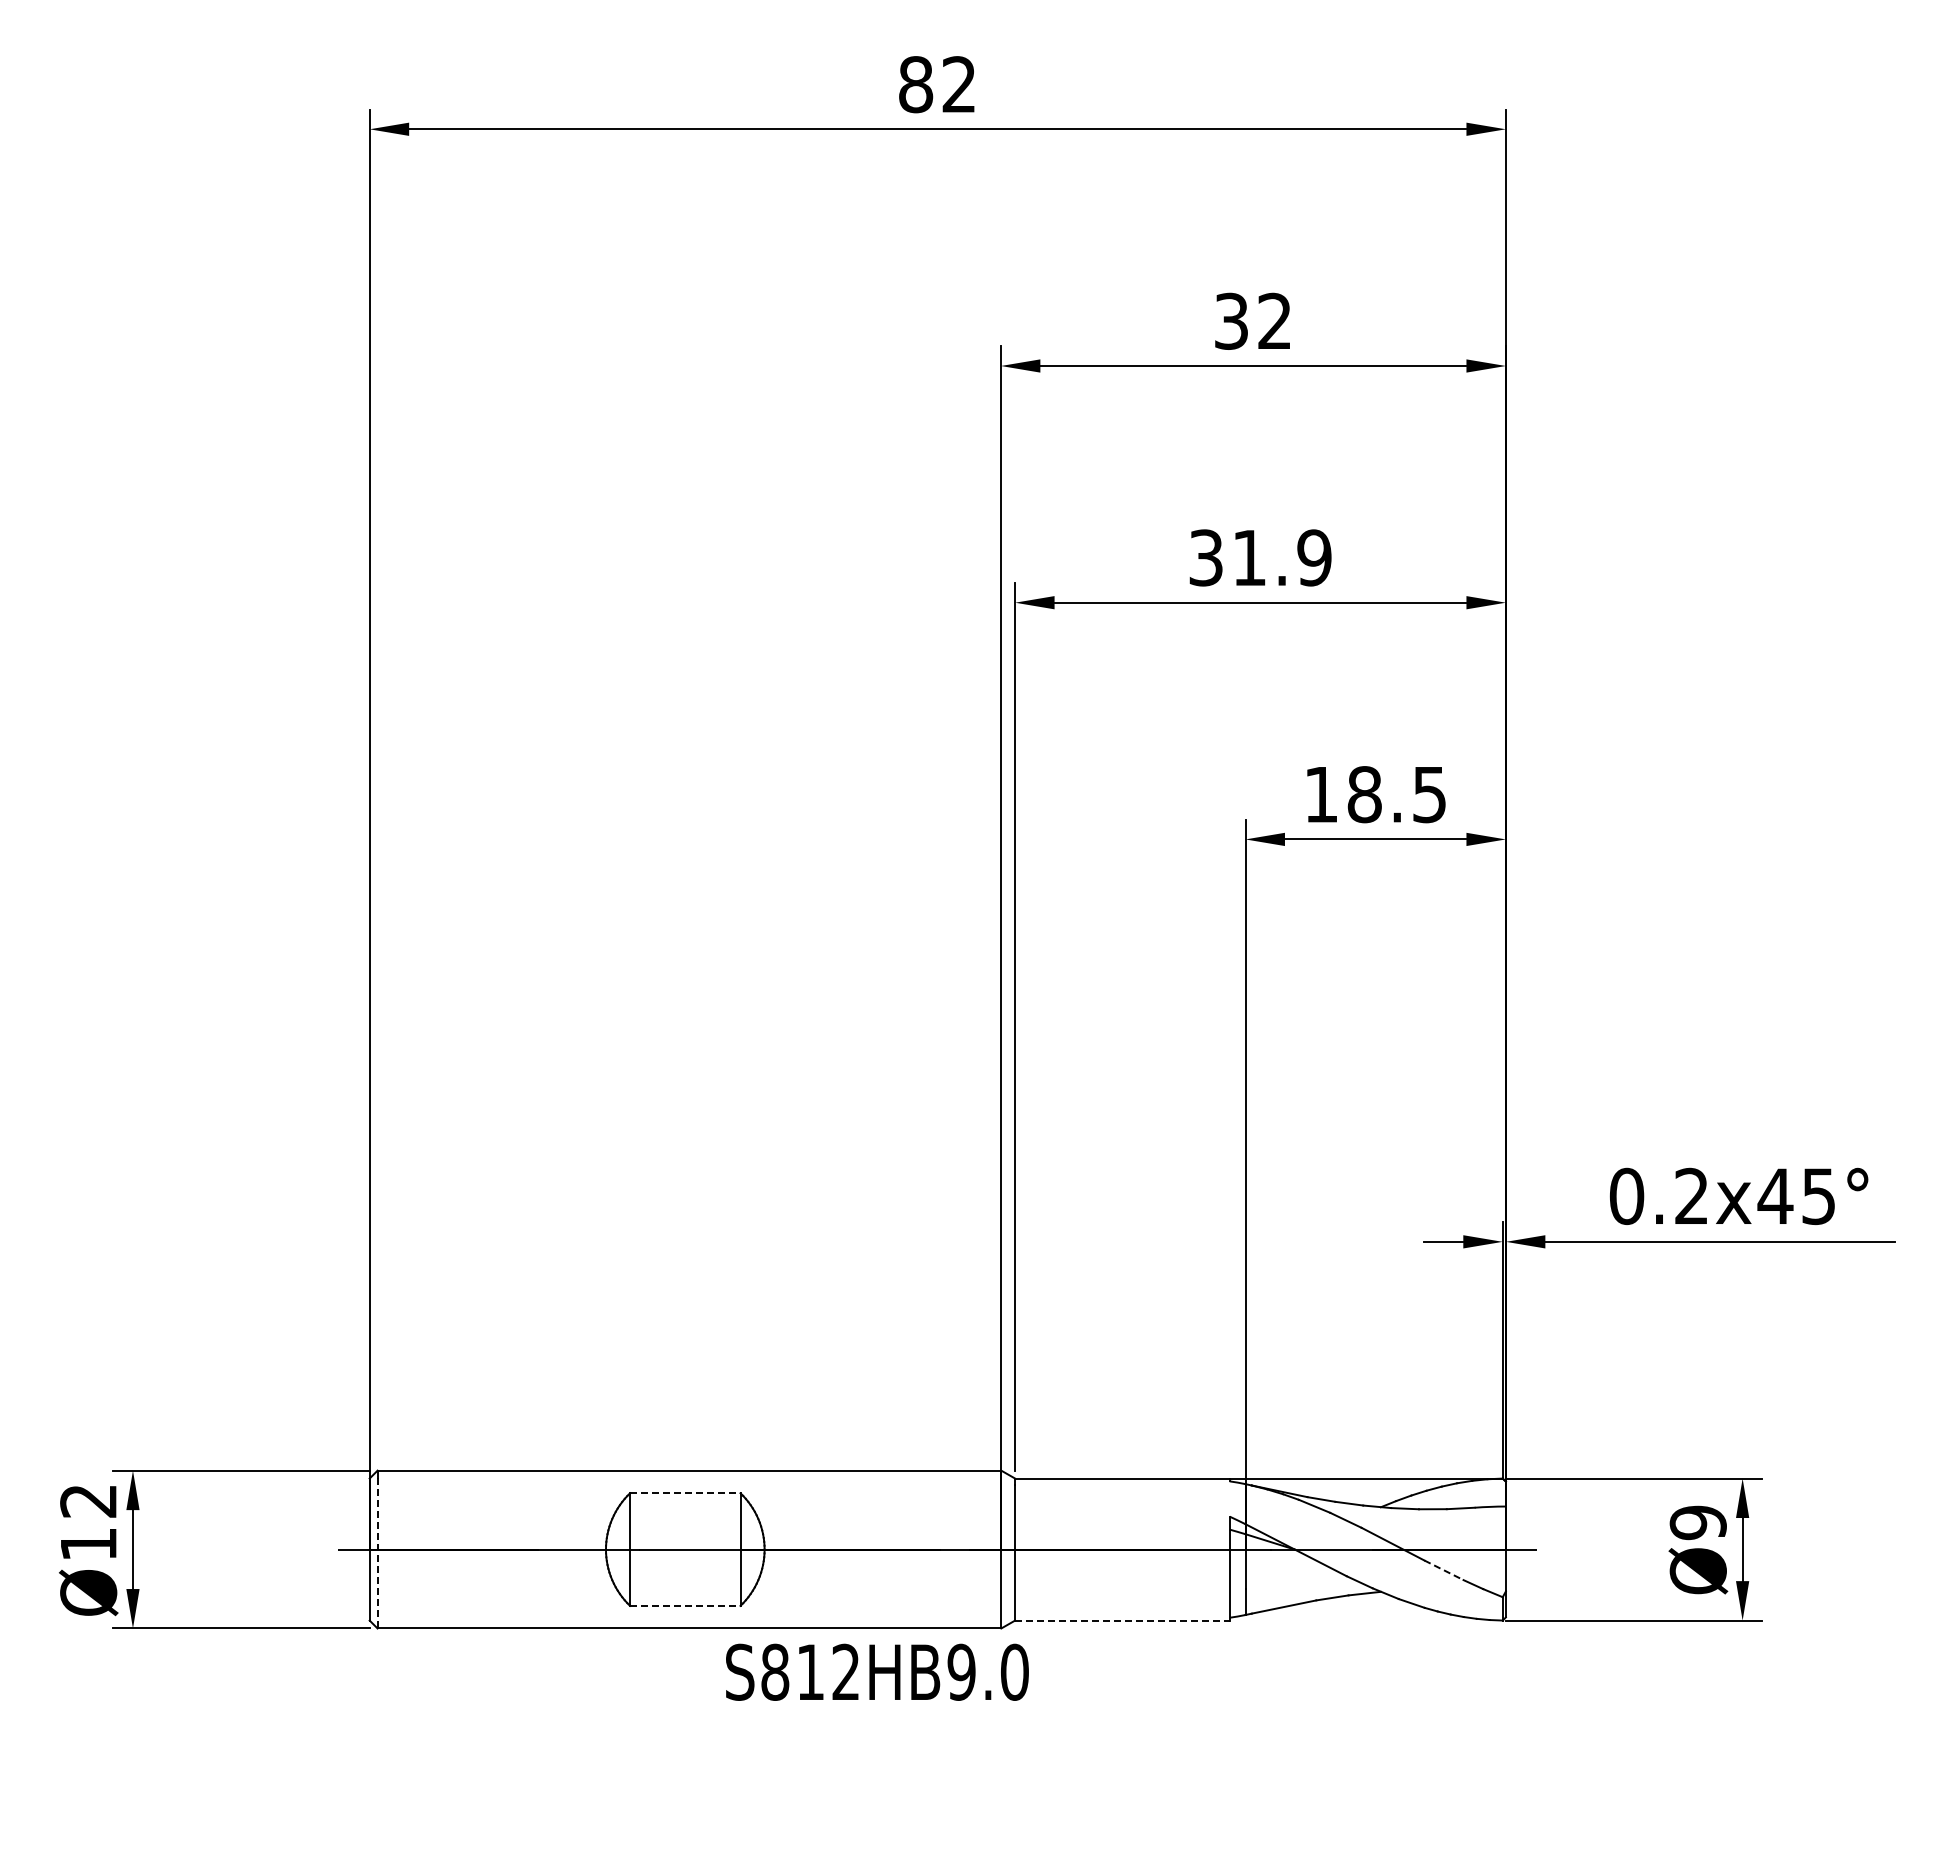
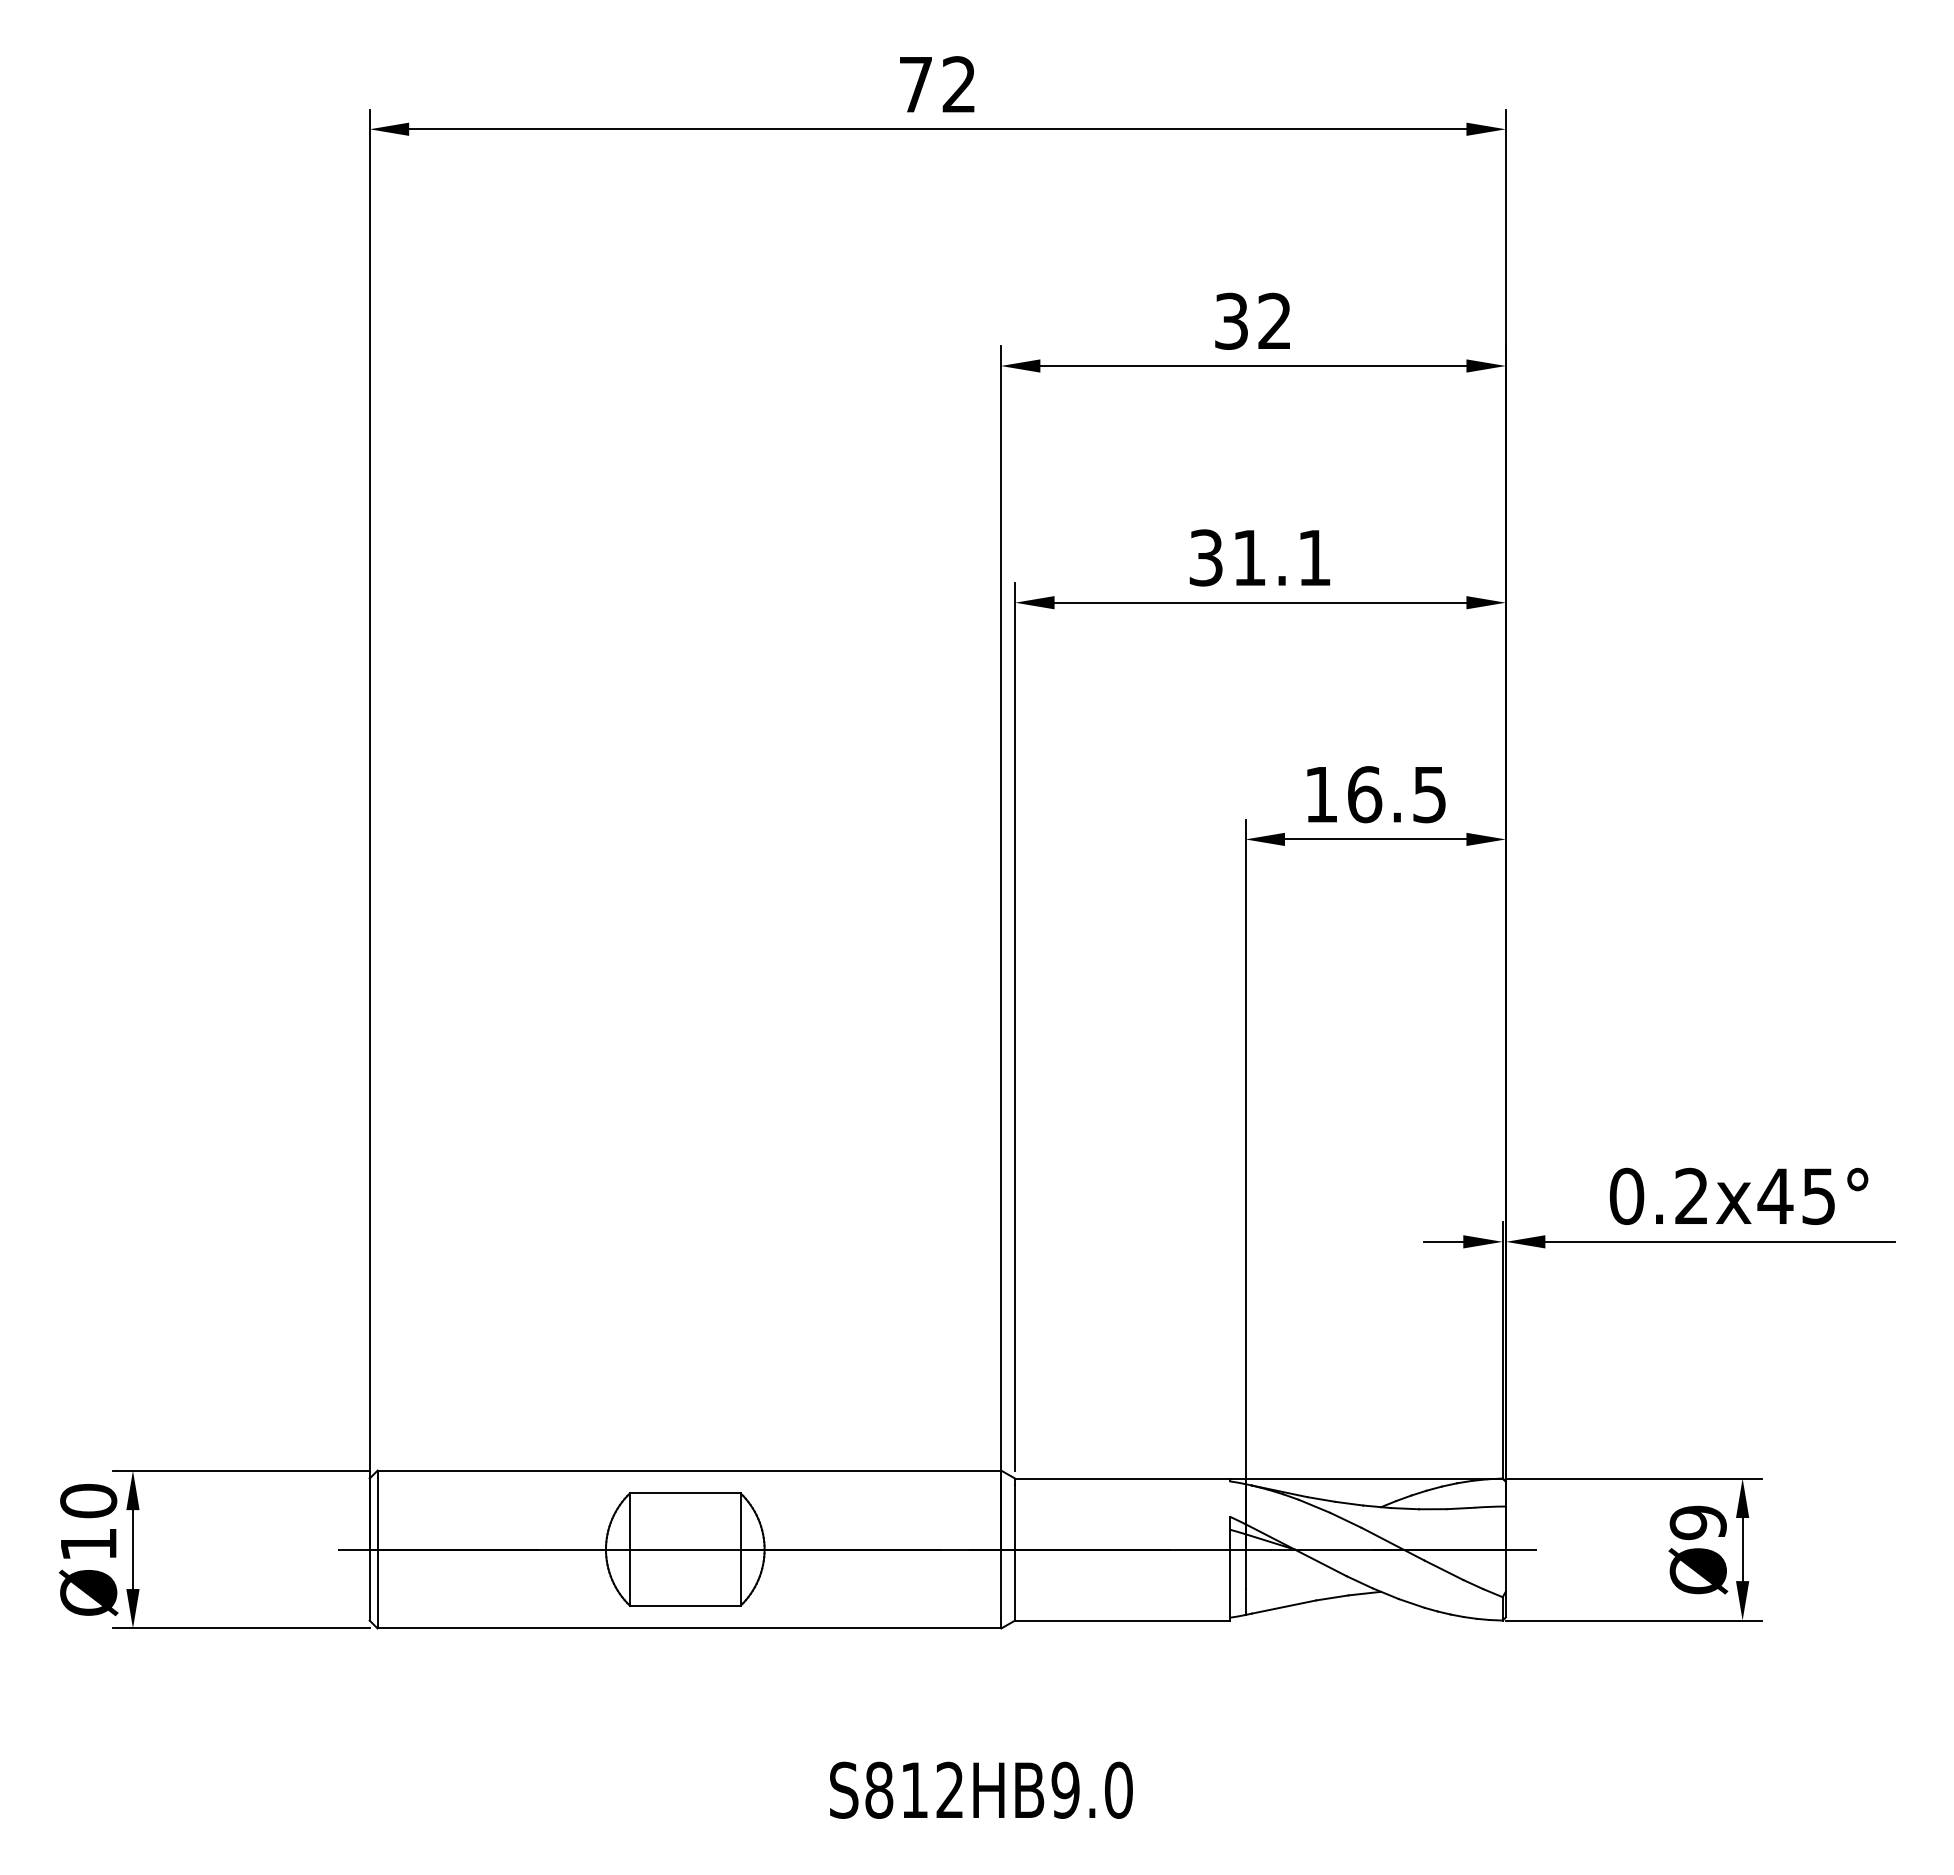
text: 82 -> 72 (916, 84)
text: 31.9 -> 31.1 (1314, 557)
text: 18.5 -> 16.5 (1364, 794)
line: dashed -> solid (685, 1493)
text: Ø12 -> Ø10 (88, 1501)
line: dashed -> solid (377, 1553)
line: dashed -> solid (1443, 1570)
line: dashed -> solid (685, 1605)
line: dashed -> solid (1122, 1620)
text position: (877, 1671) -> (981, 1789) (981, 1789)
